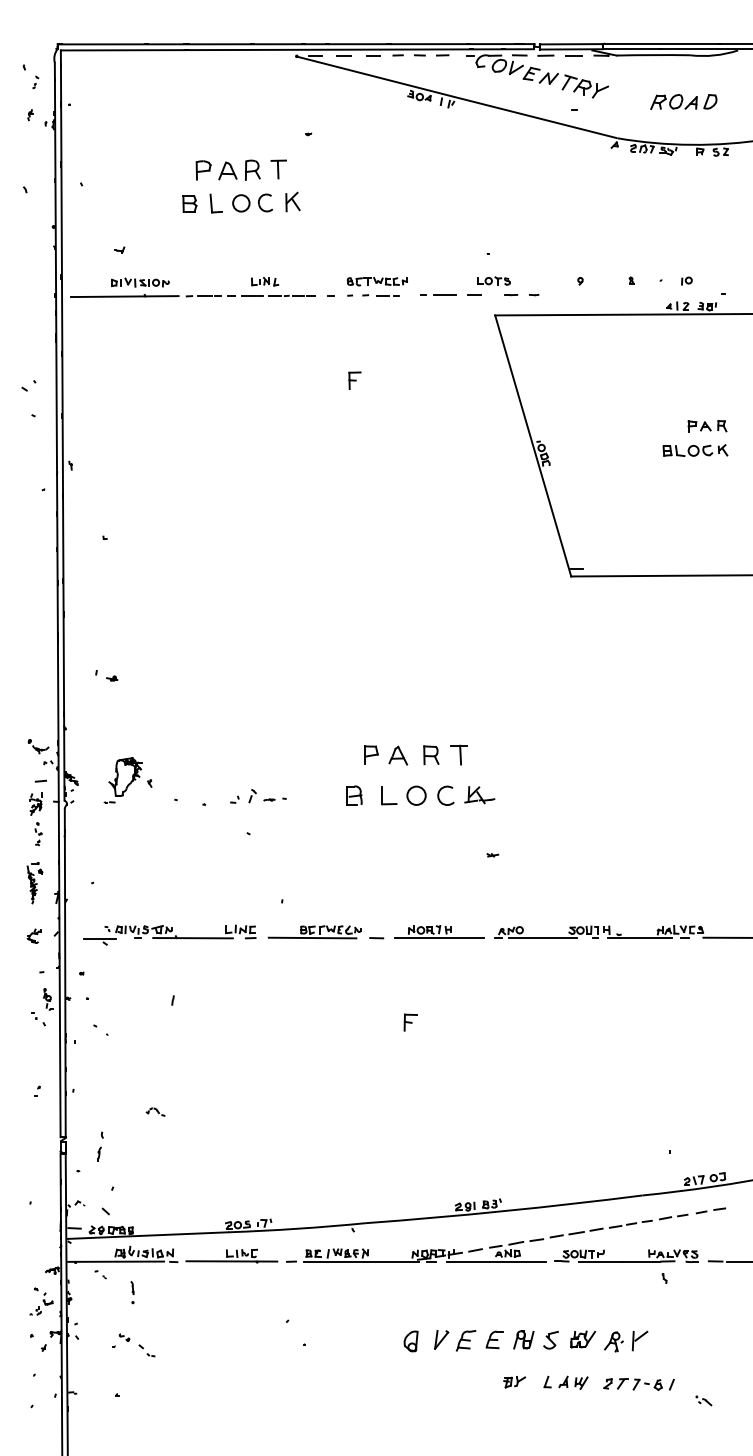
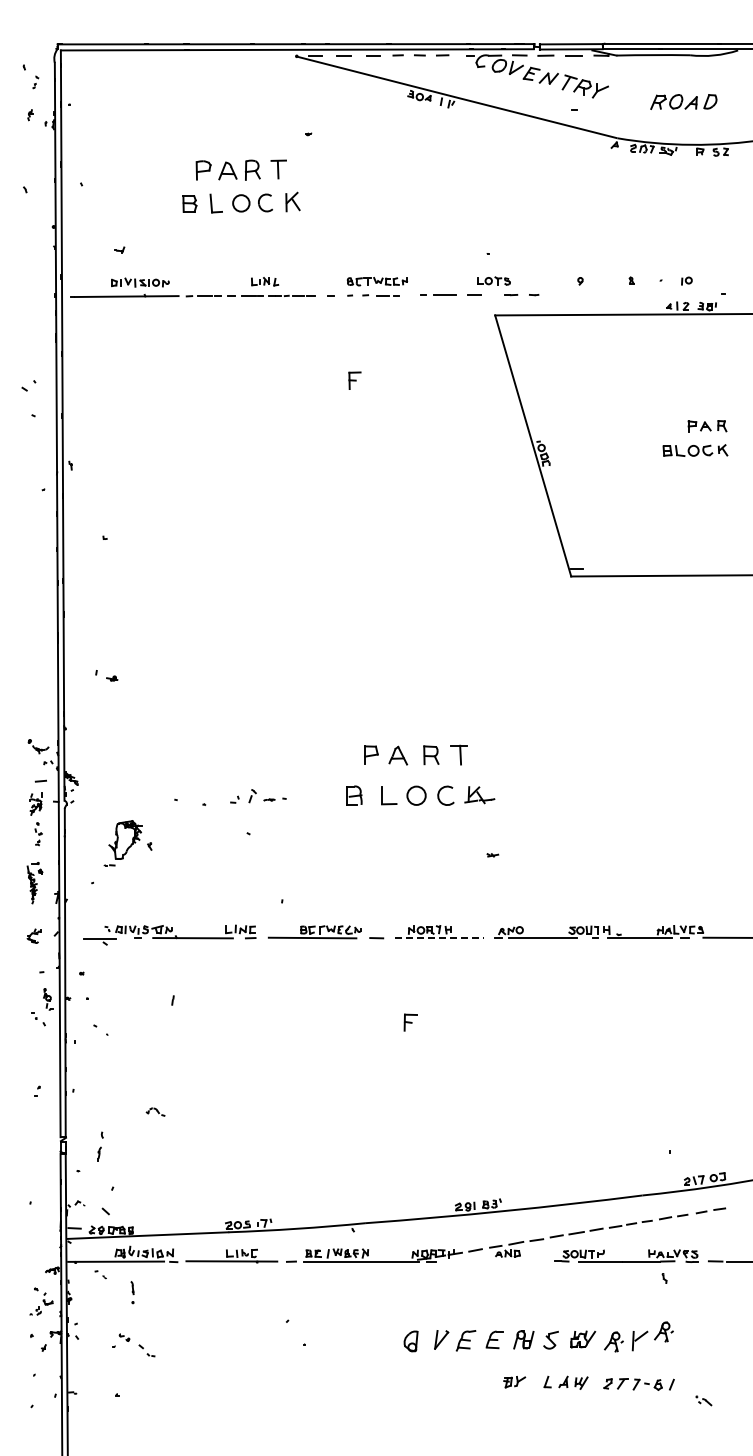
part position: (127, 780) -> (127, 843) (127, 843)
line: solid -> dashed (439, 938)
line: present -> none (495, 1261)
part: none -> present (663, 1331)
